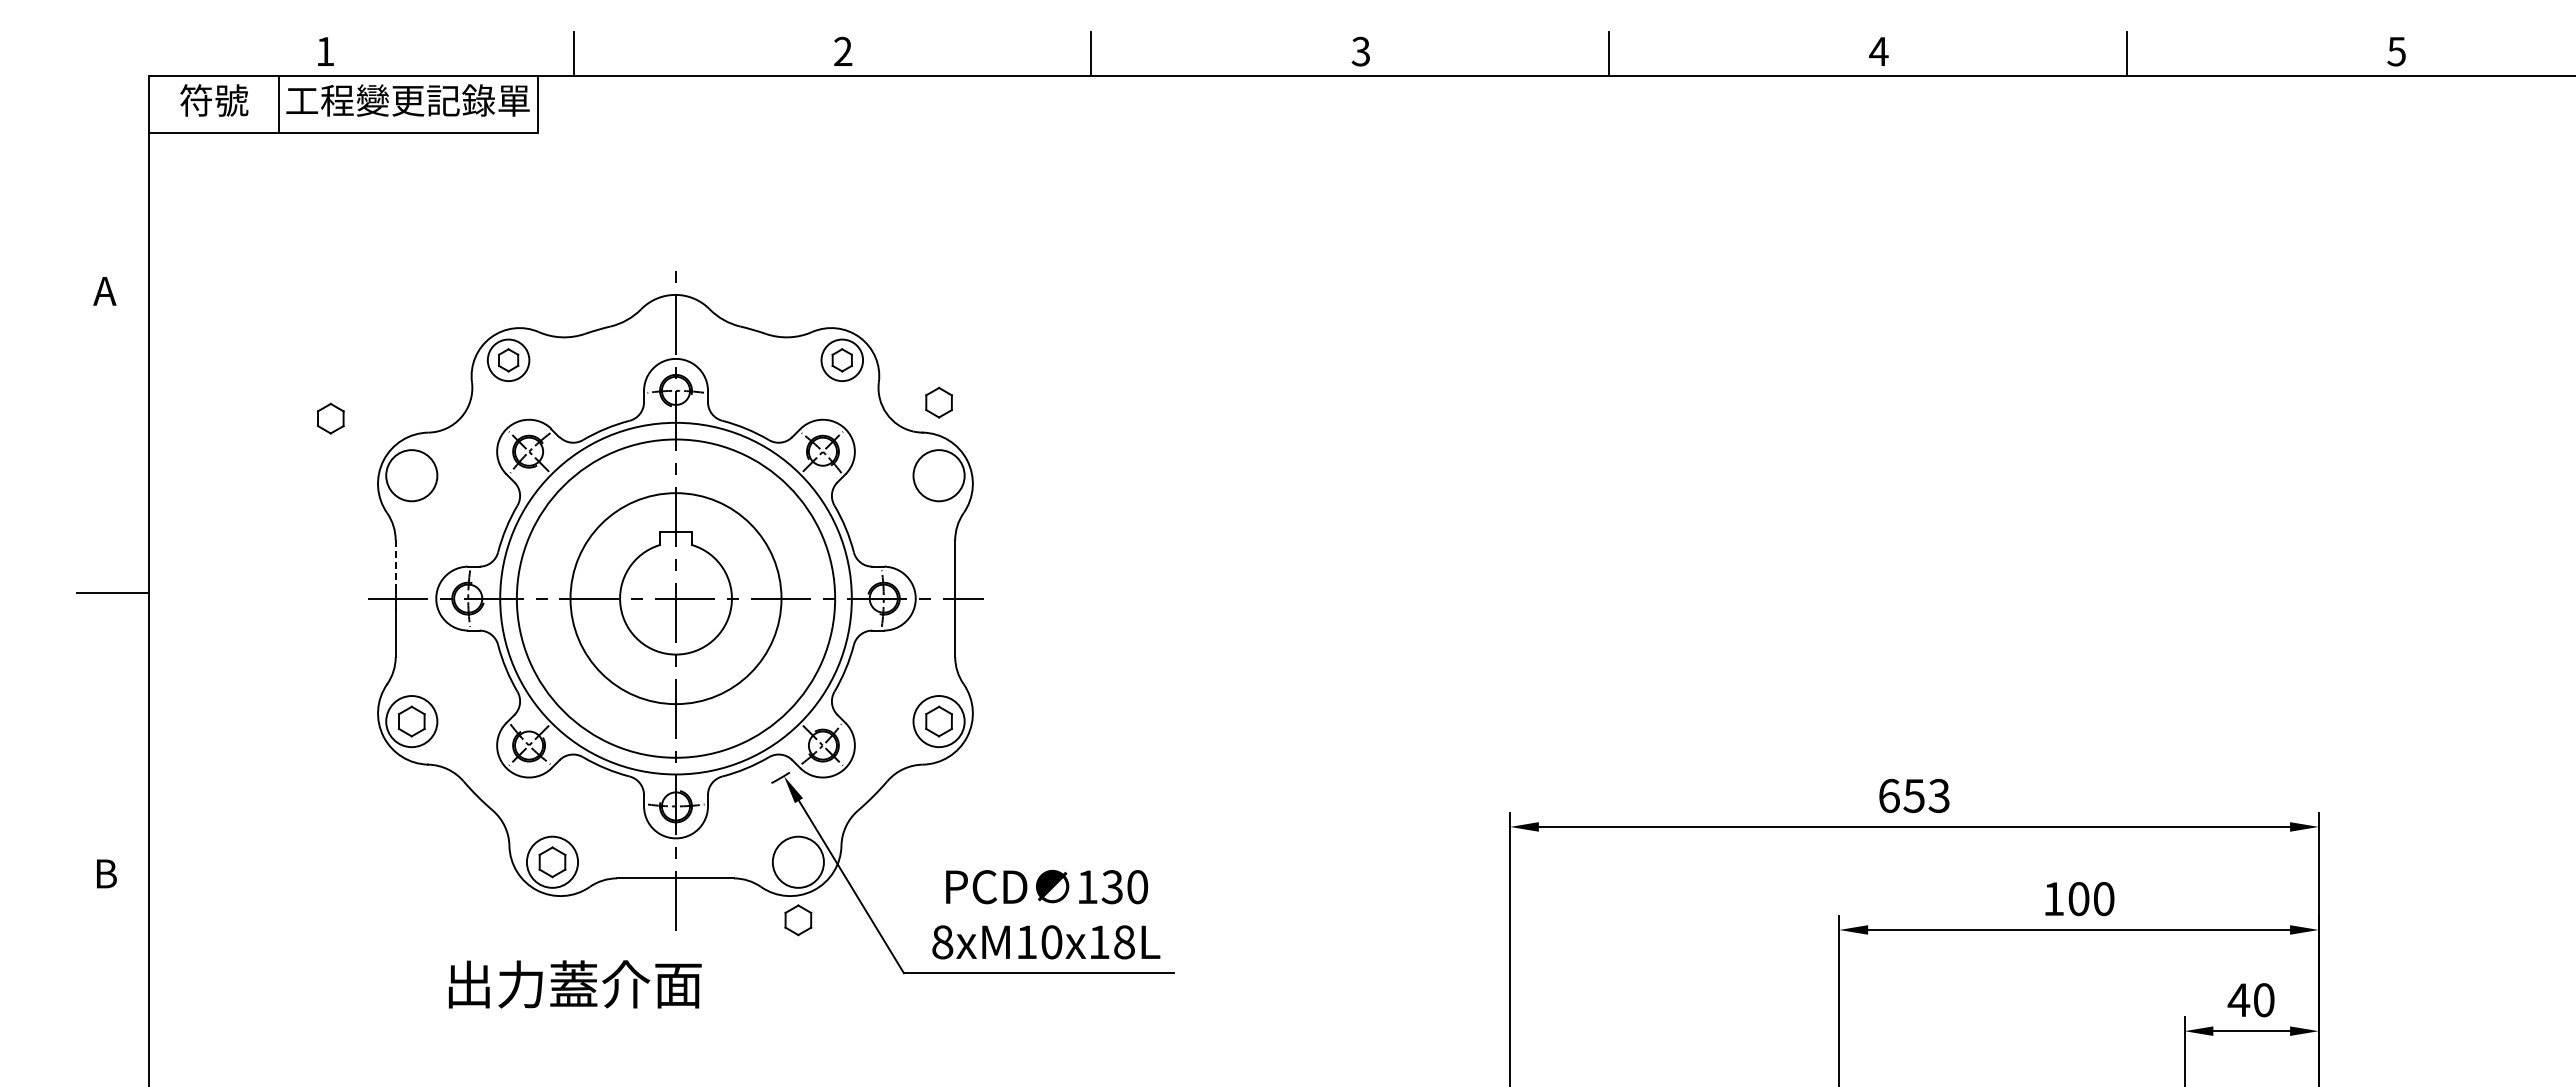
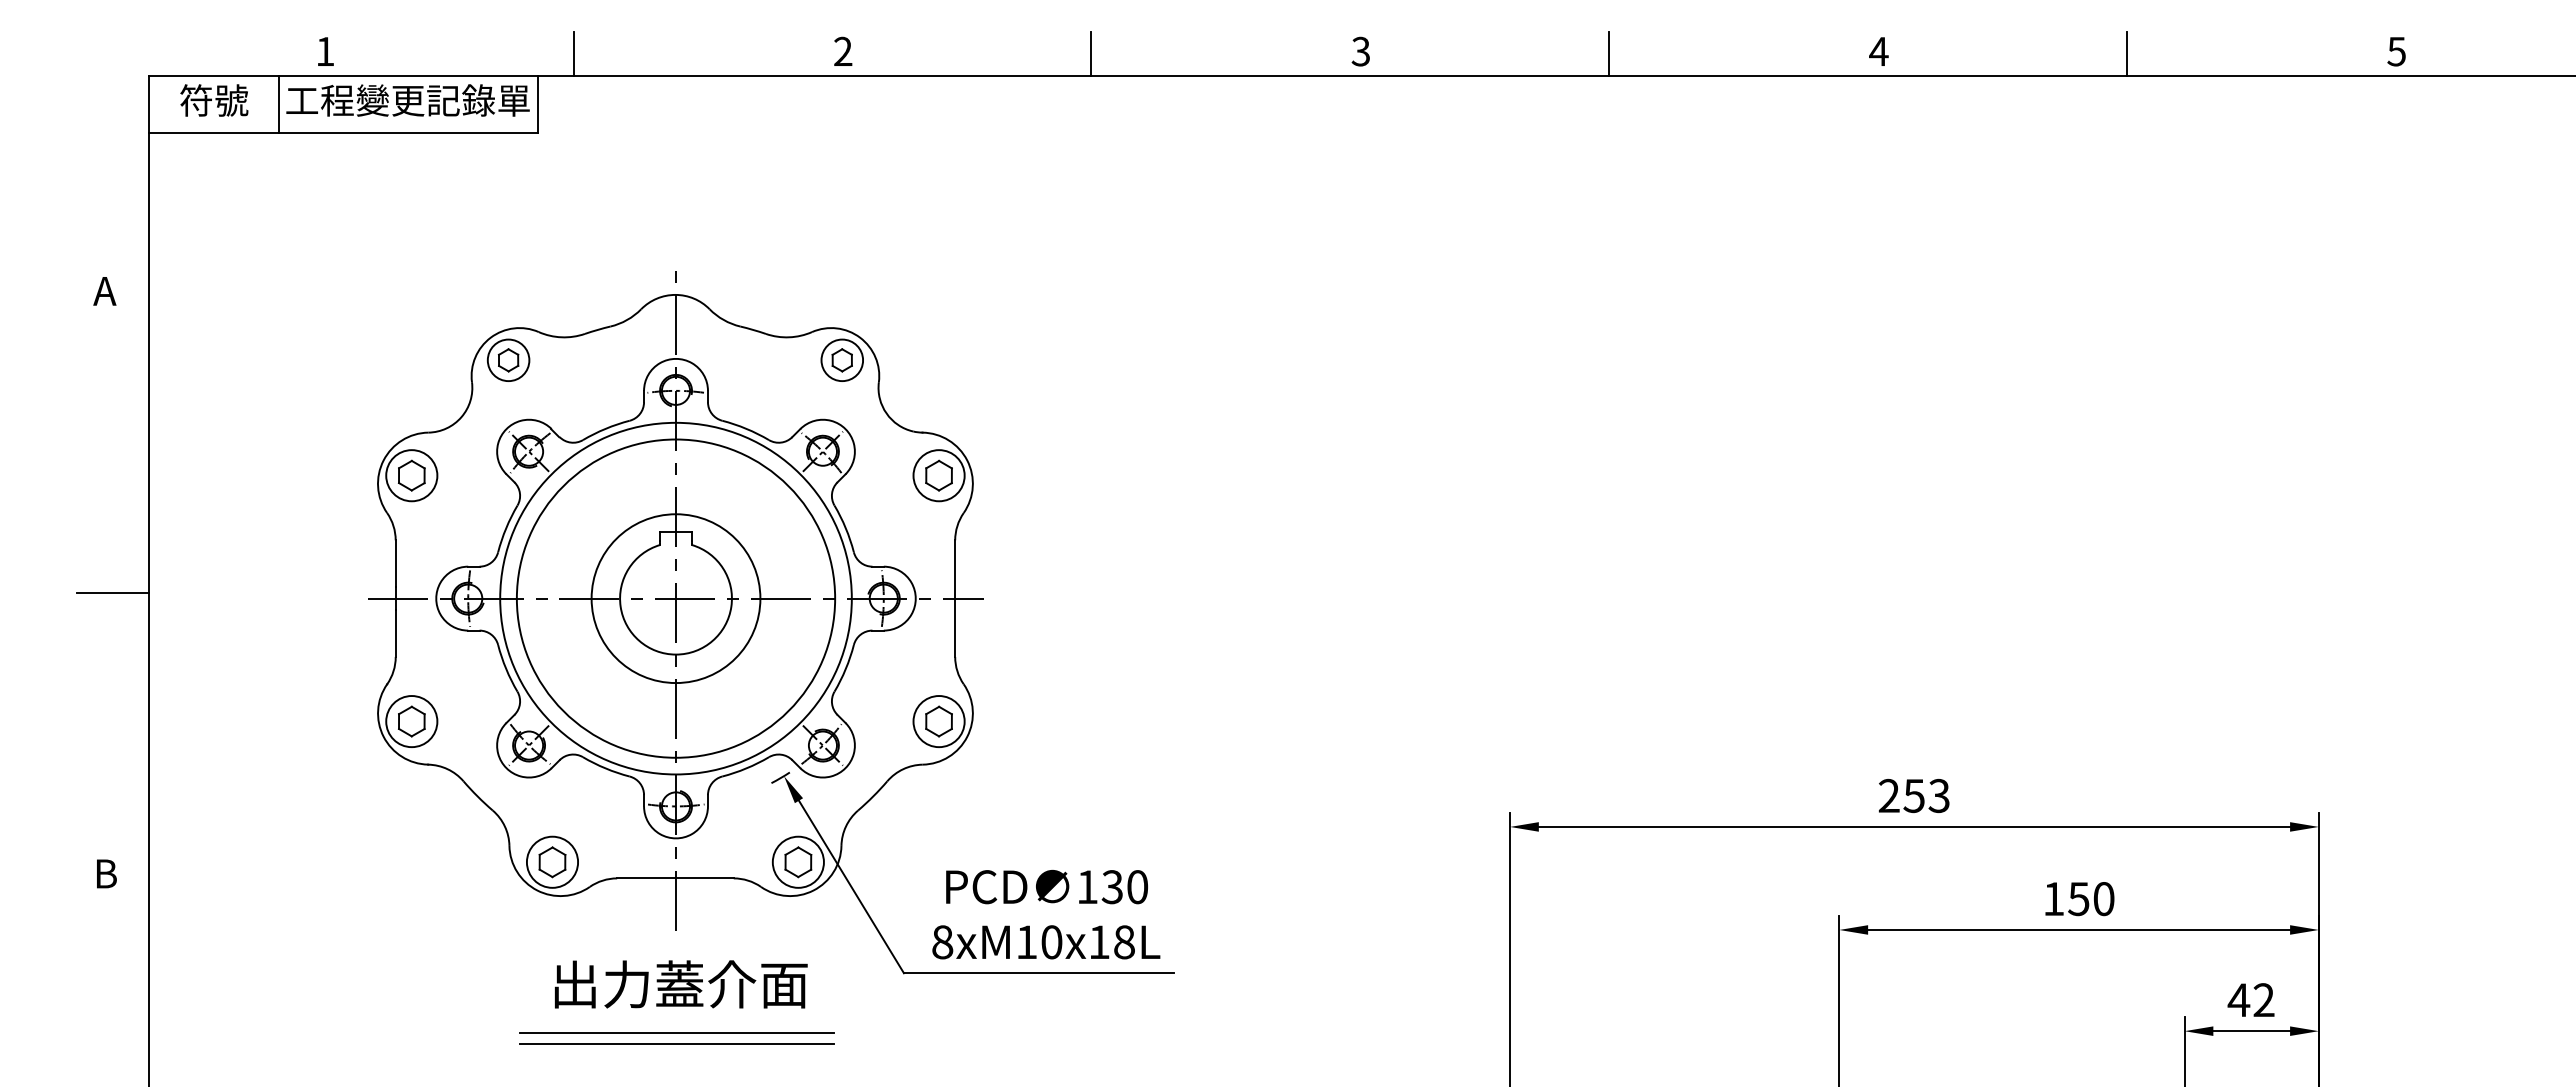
part position: (938, 402) -> (938, 475) (938, 475)
part position: (330, 418) -> (411, 475) (411, 475)
line: dashed -> solid (395, 564)
circle diameter: 211 px -> 169 px (675, 598)
text: 653 -> 253 (1888, 795)
text: 100 -> 150 (2078, 899)
part position: (798, 920) -> (798, 862) (798, 862)
text position: (575, 984) -> (681, 984) (681, 984)
text: 40 -> 42 (2263, 1000)
line: none -> present (676, 1032)
line: none -> present (677, 1043)
